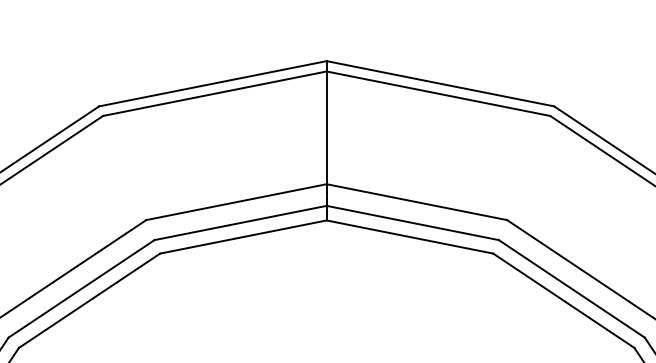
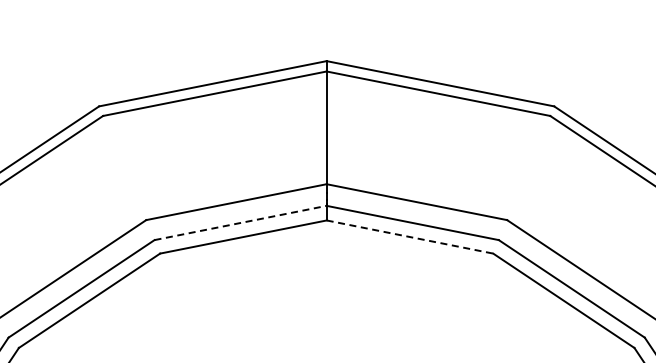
line: solid -> dashed (240, 222)
line: solid -> dashed (409, 237)
